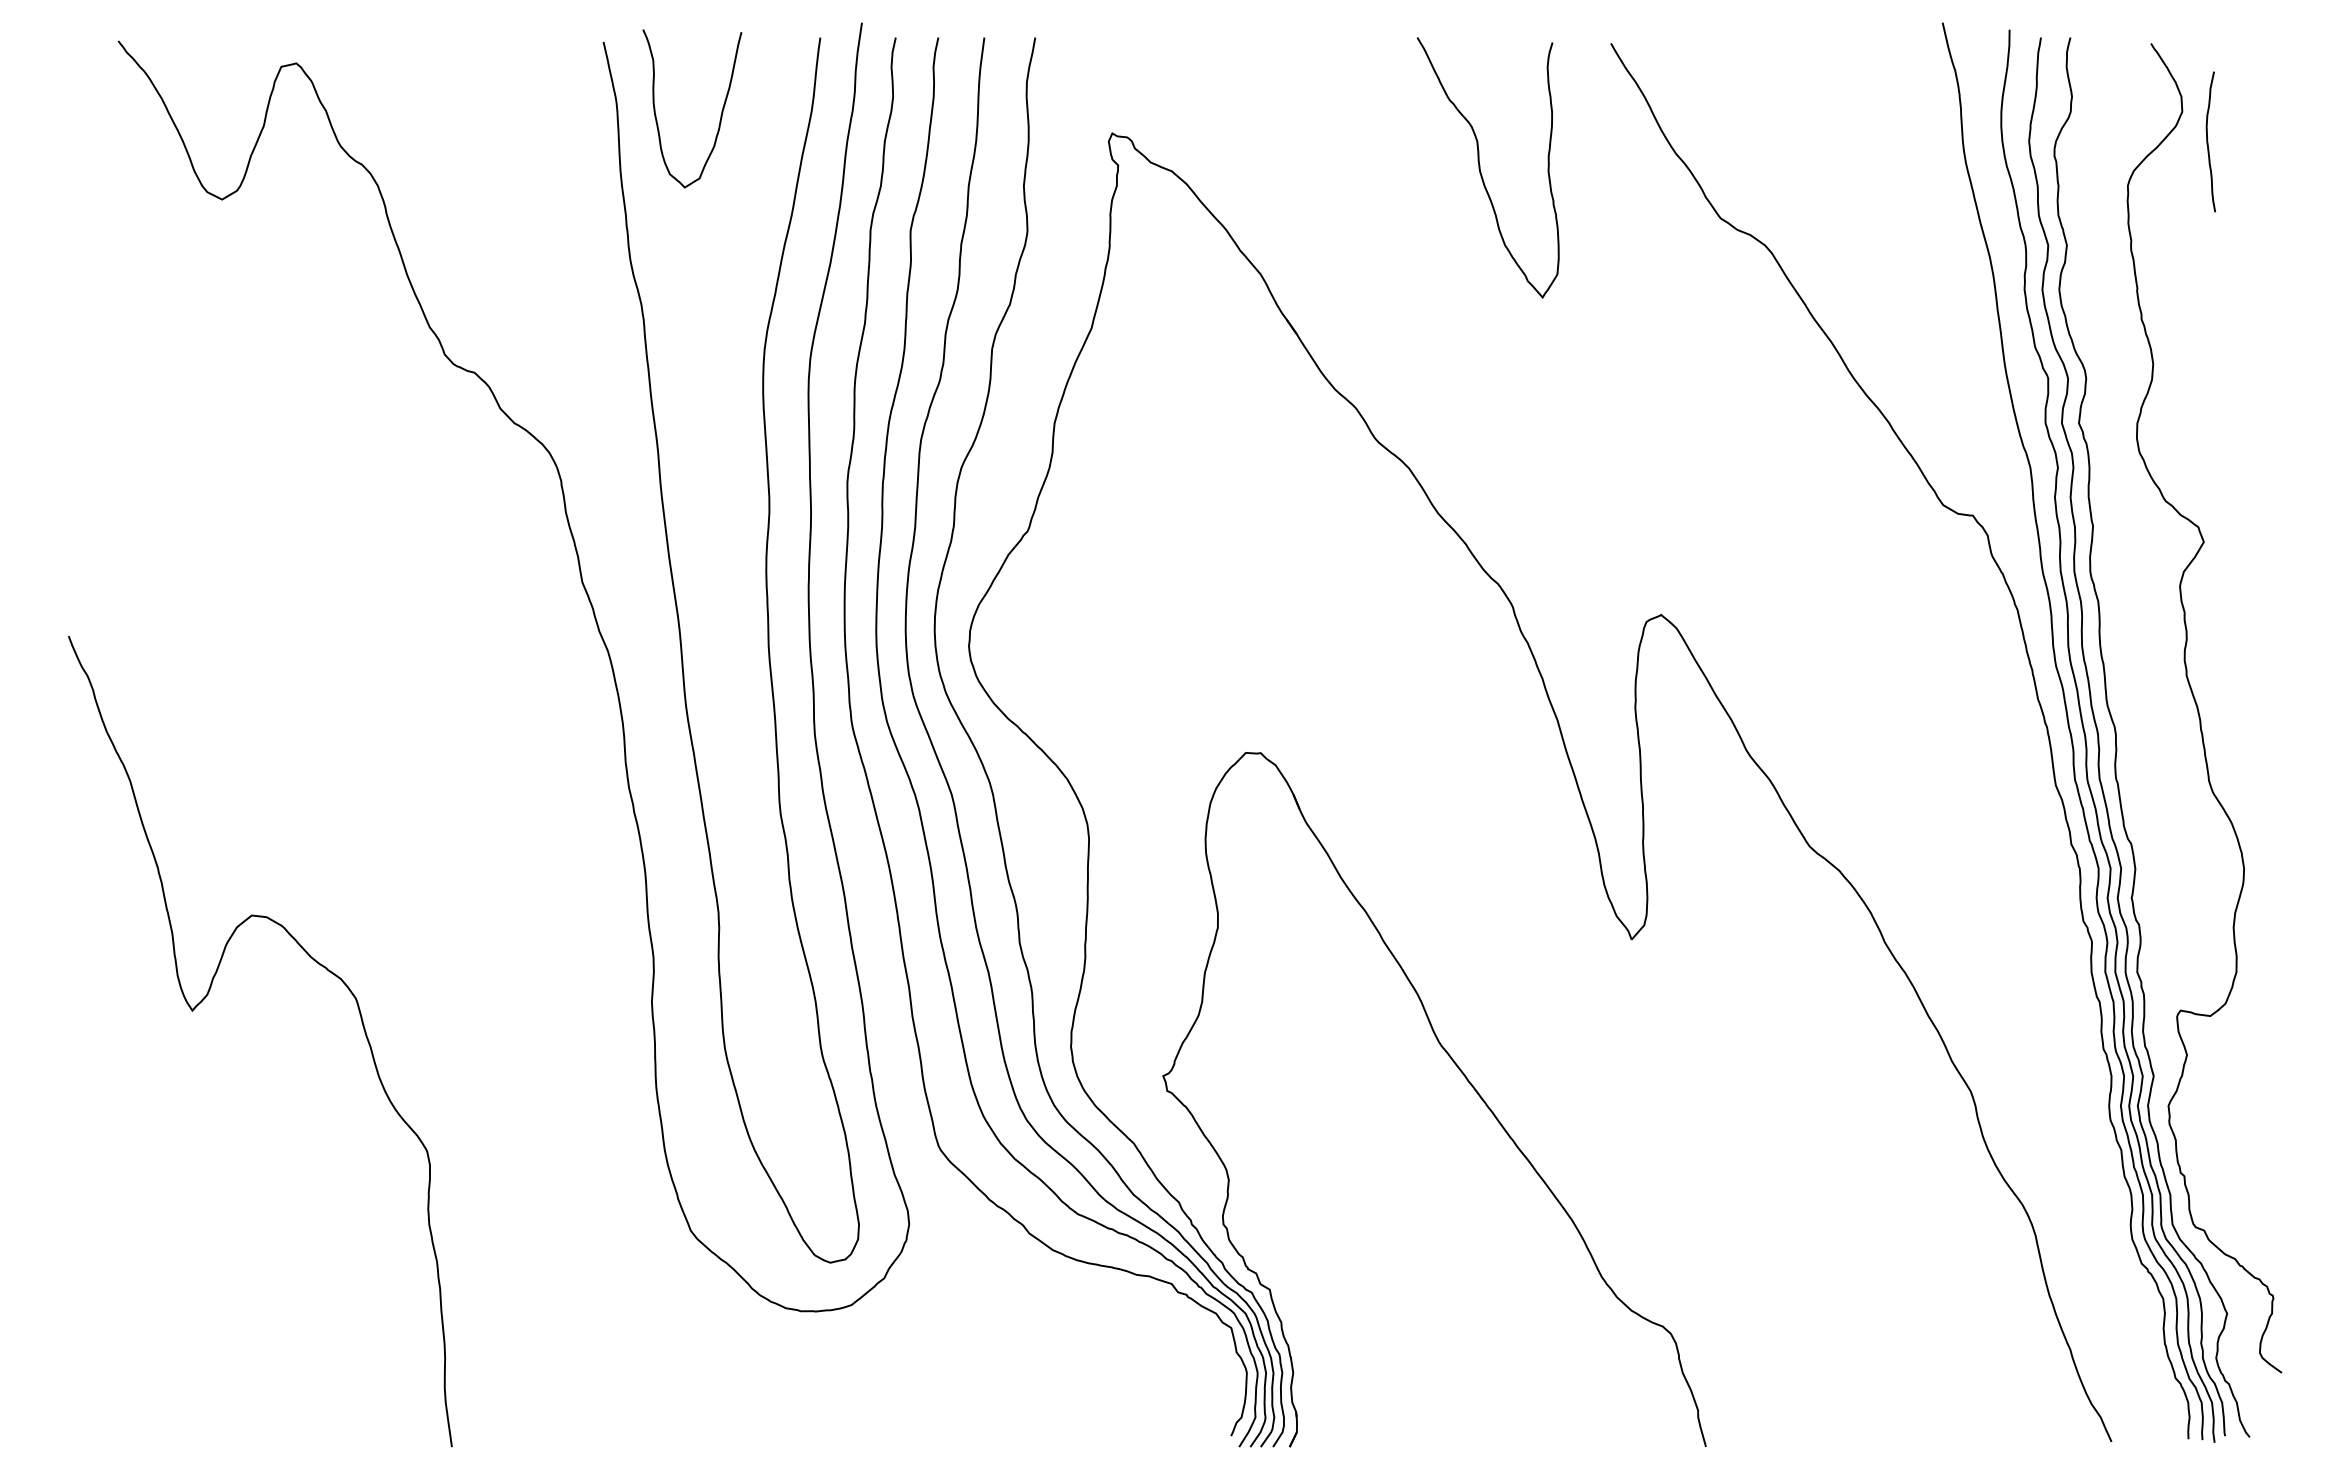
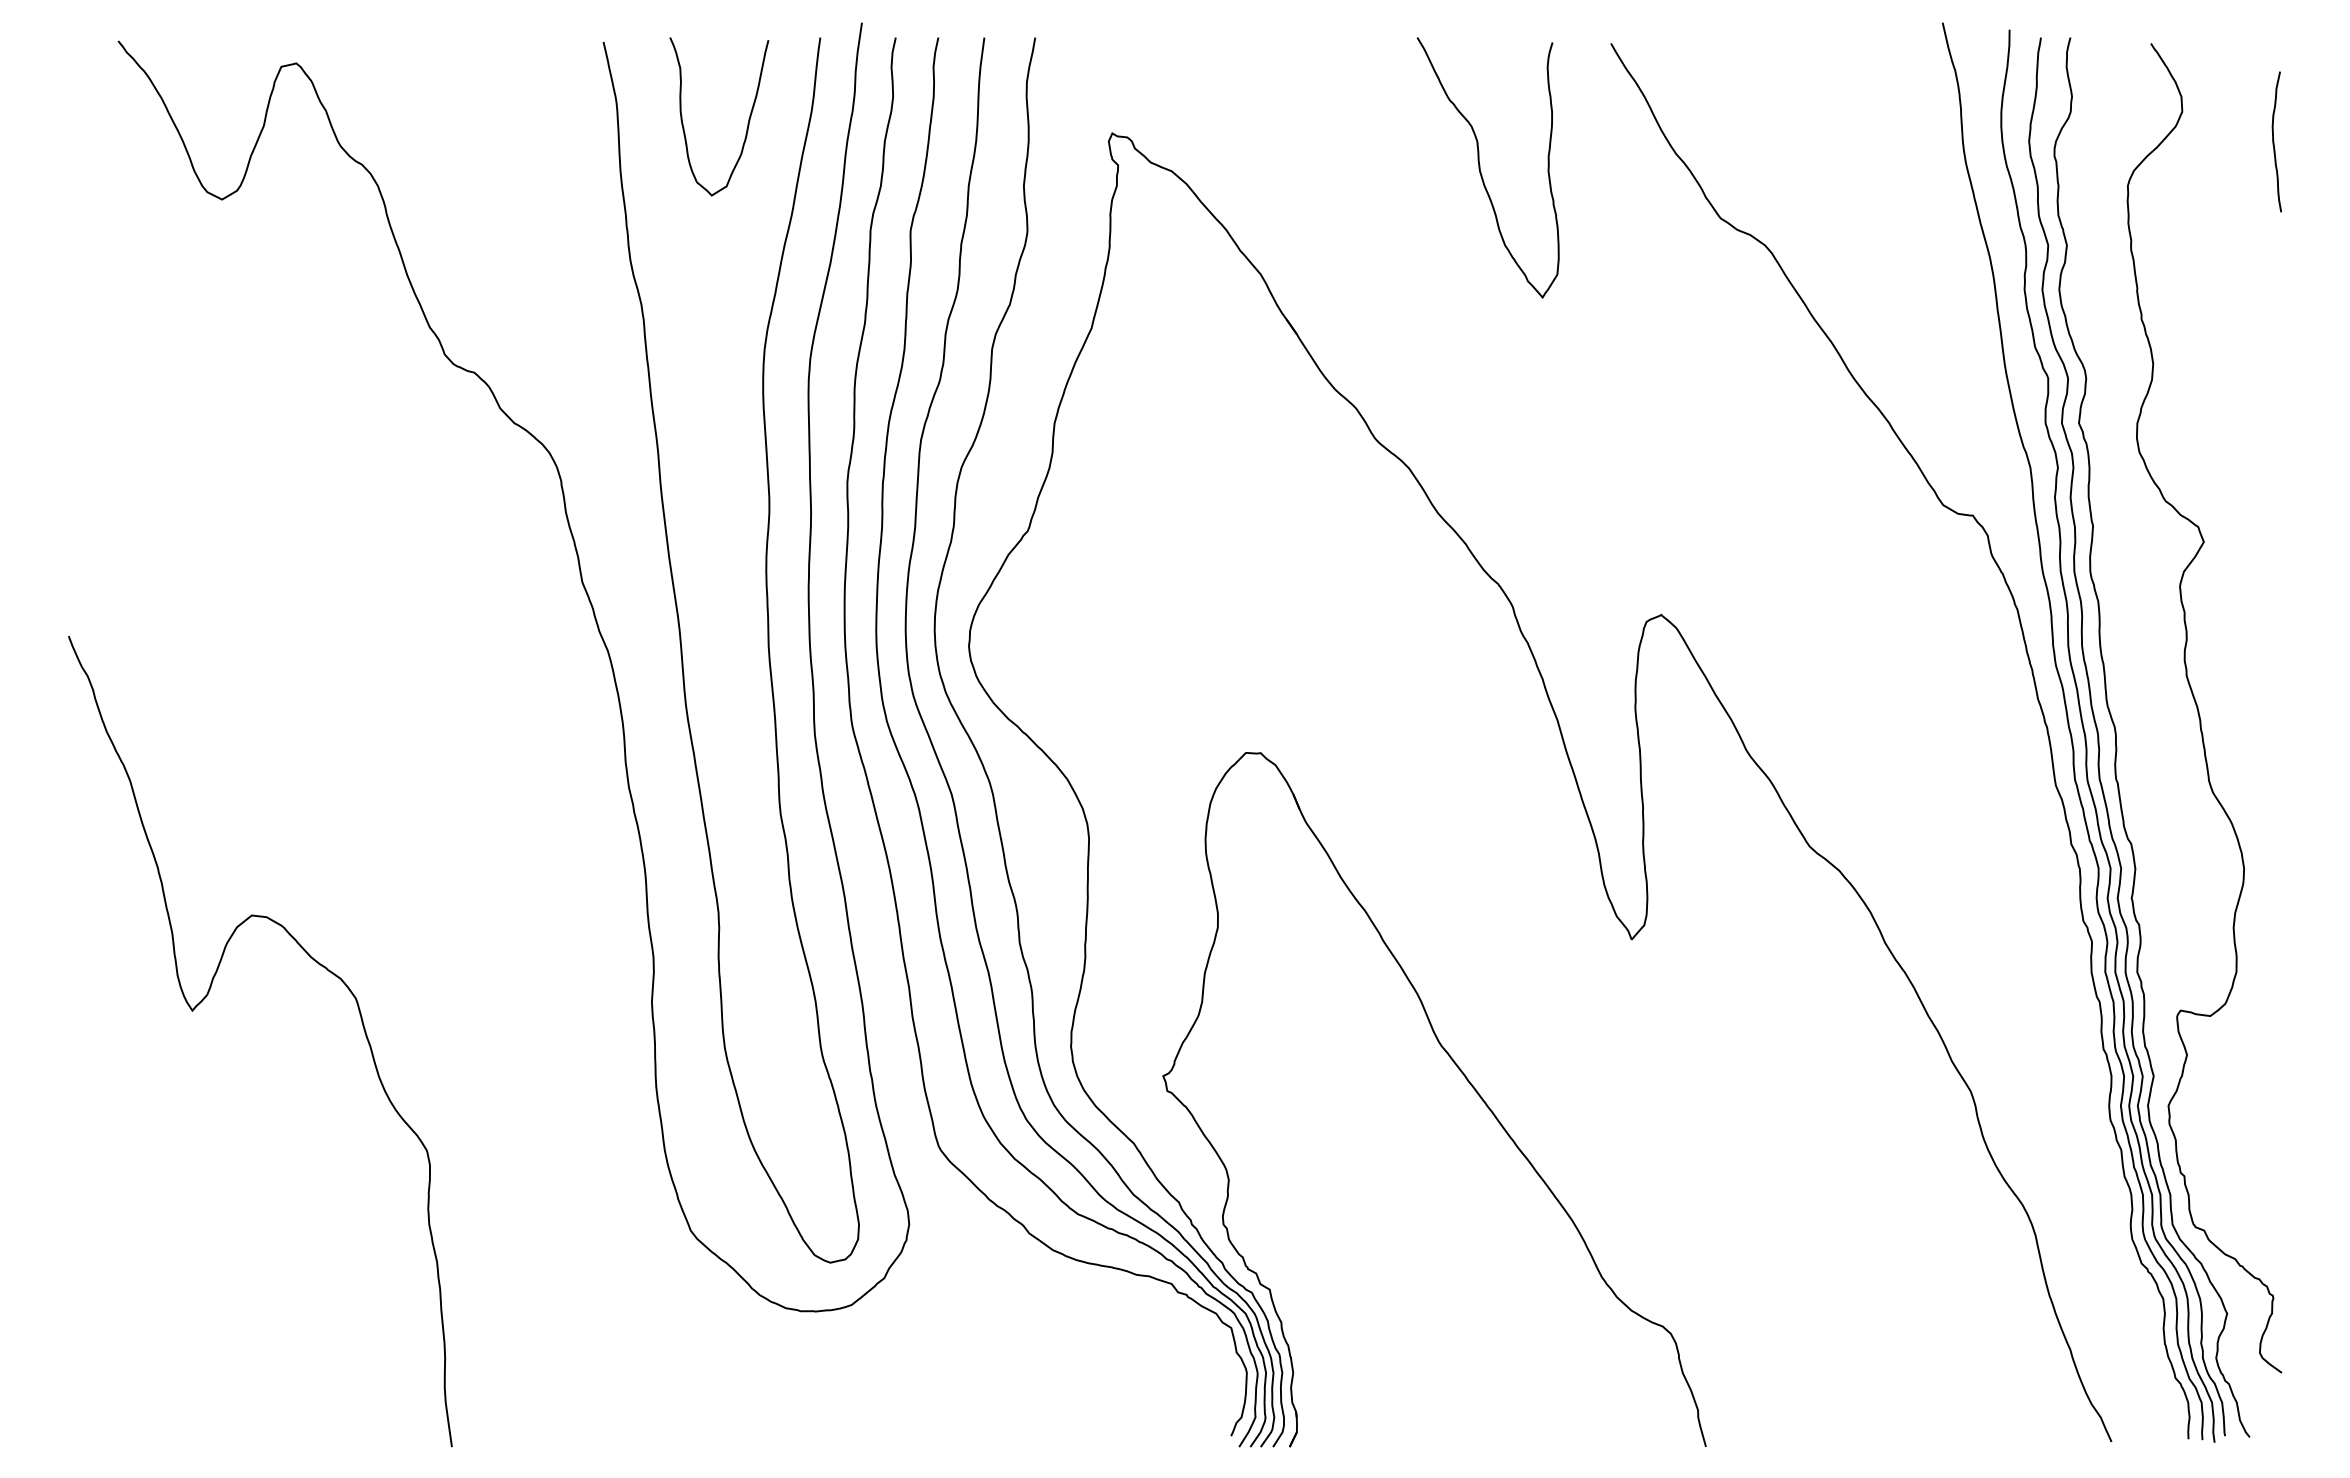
curve position: (720, 115) -> (747, 123) (747, 123)
curve position: (2208, 141) -> (2274, 141) (2274, 141)
